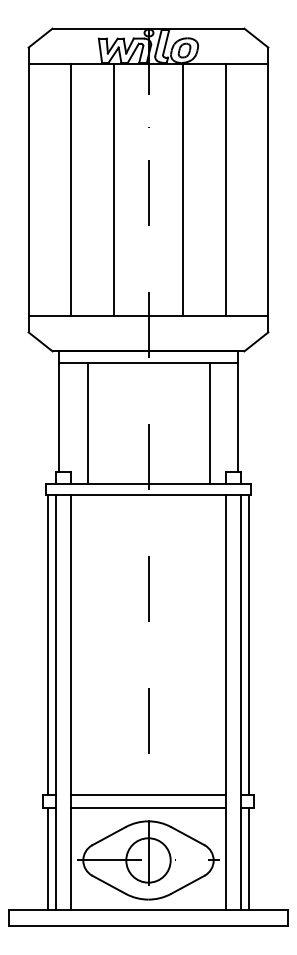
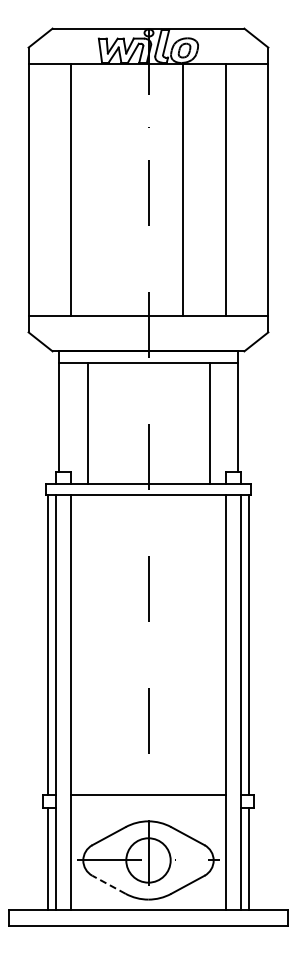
line: present -> none (114, 189)
line: present -> none (148, 808)
line: solid -> dashed (109, 884)
